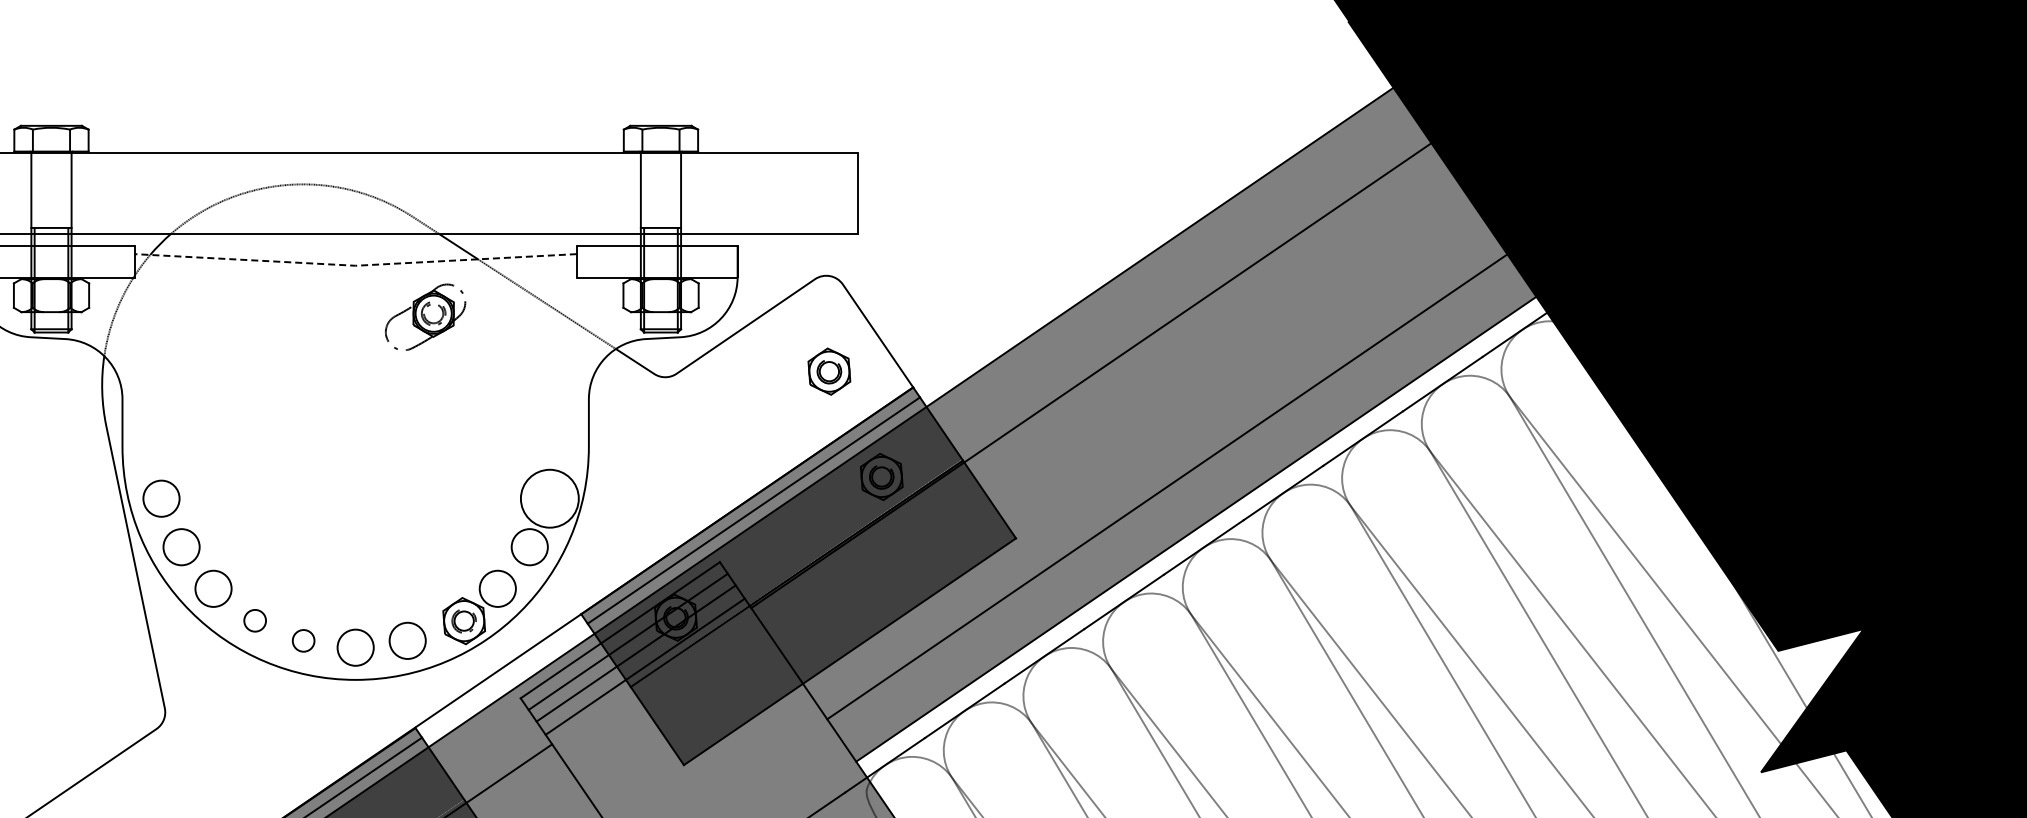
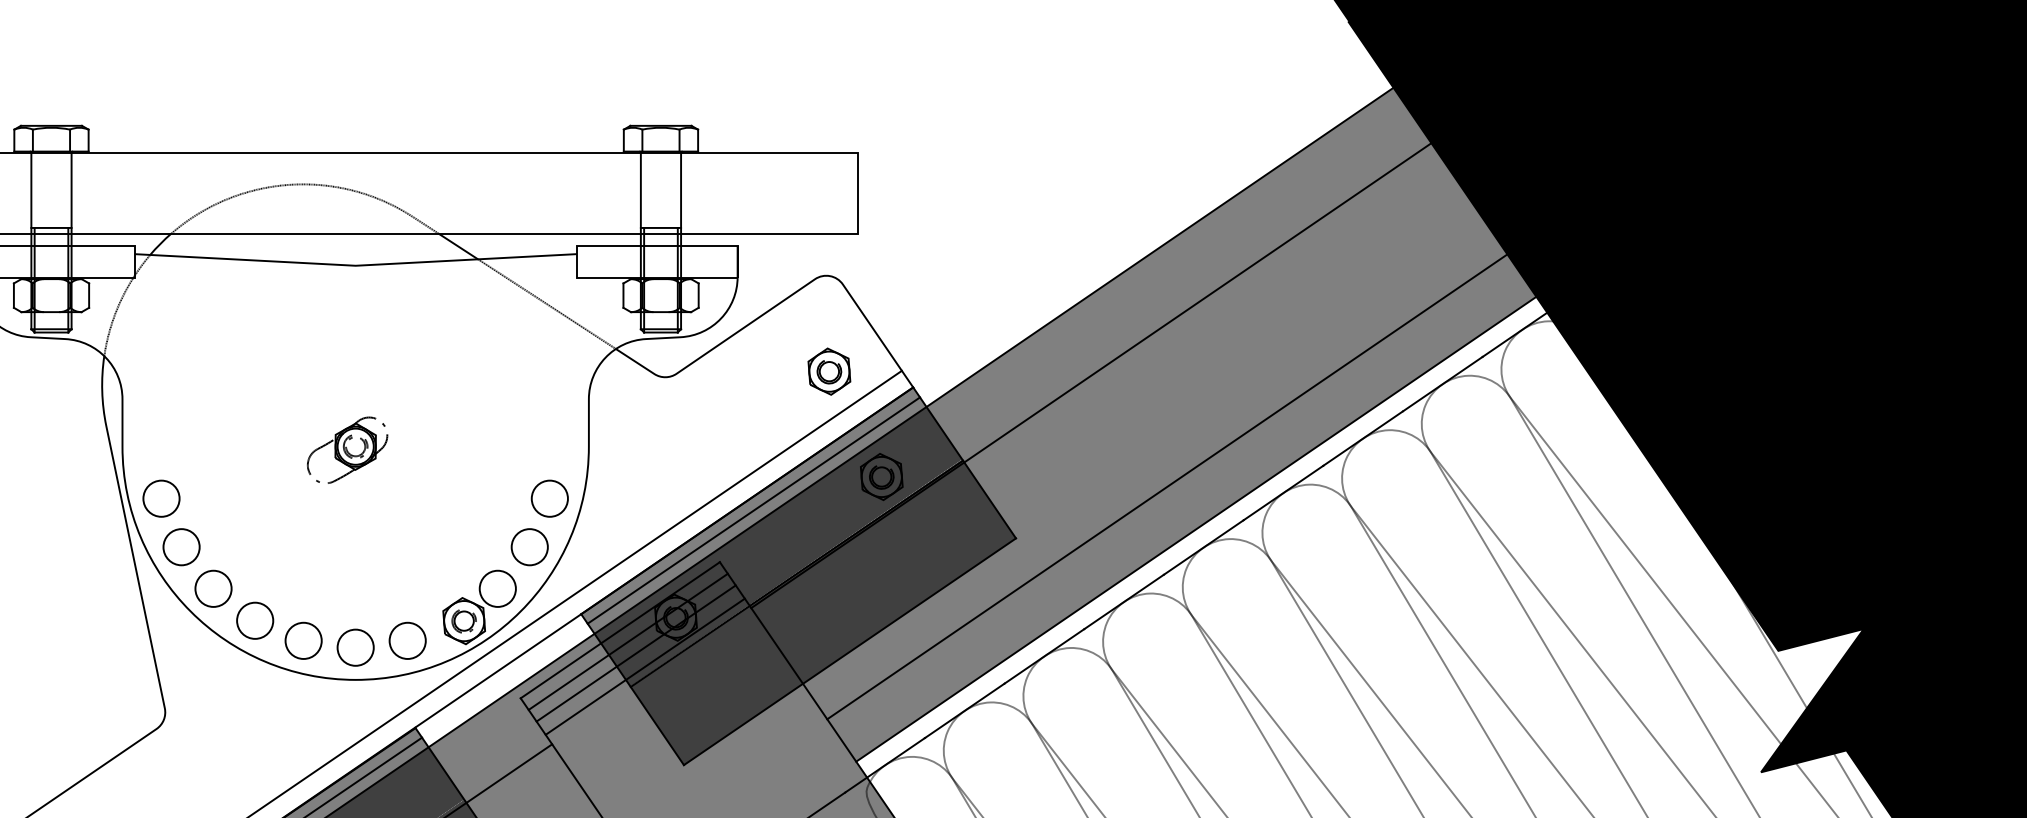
line: dashed -> solid (355, 265)
part position: (425, 316) -> (347, 449) (347, 449)
circle diameter: 58 px -> 36 px (549, 498)
line: none -> present (576, 592)
circle diameter: 22 px -> 36 px (255, 620)
circle diameter: 22 px -> 36 px (303, 640)
